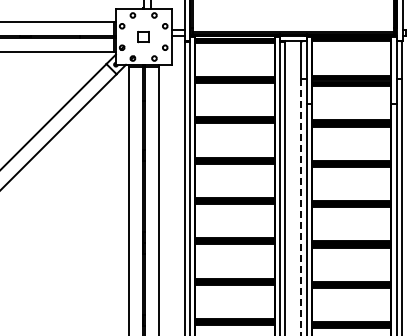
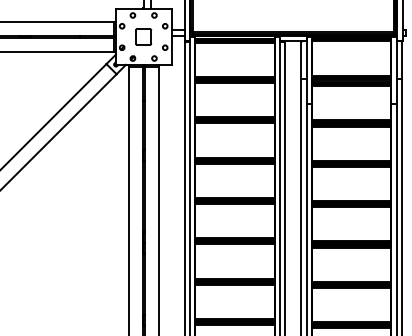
part size: 13x13 px -> 18x18 px (143, 36)
line: dashed -> solid (301, 207)
